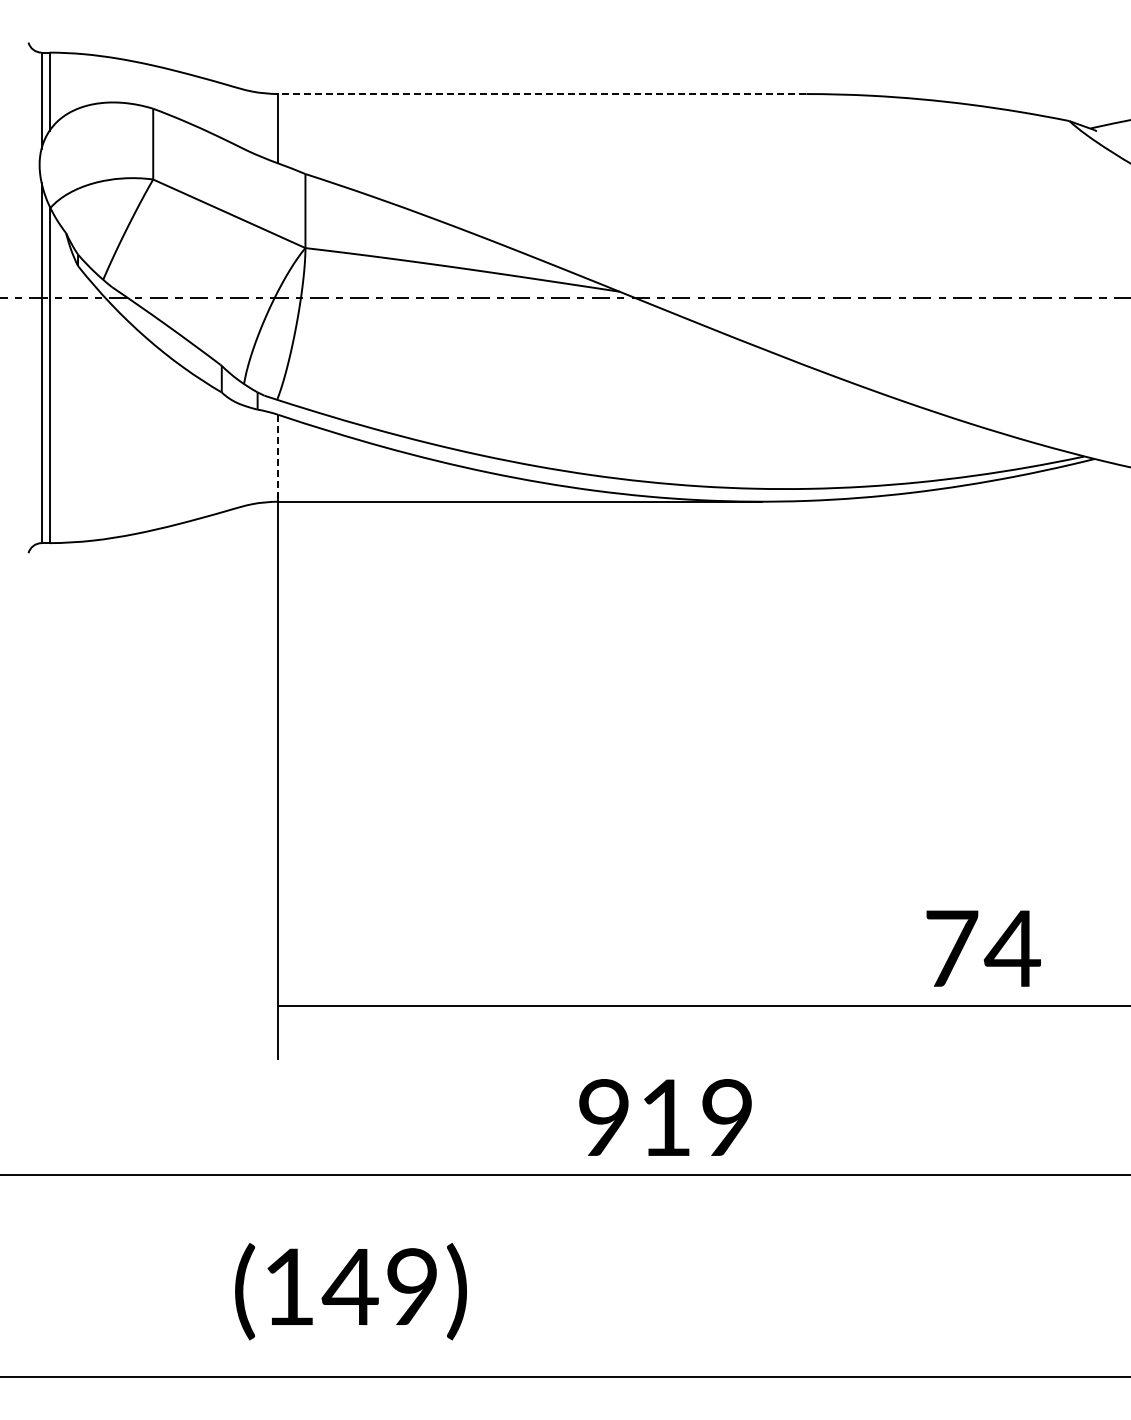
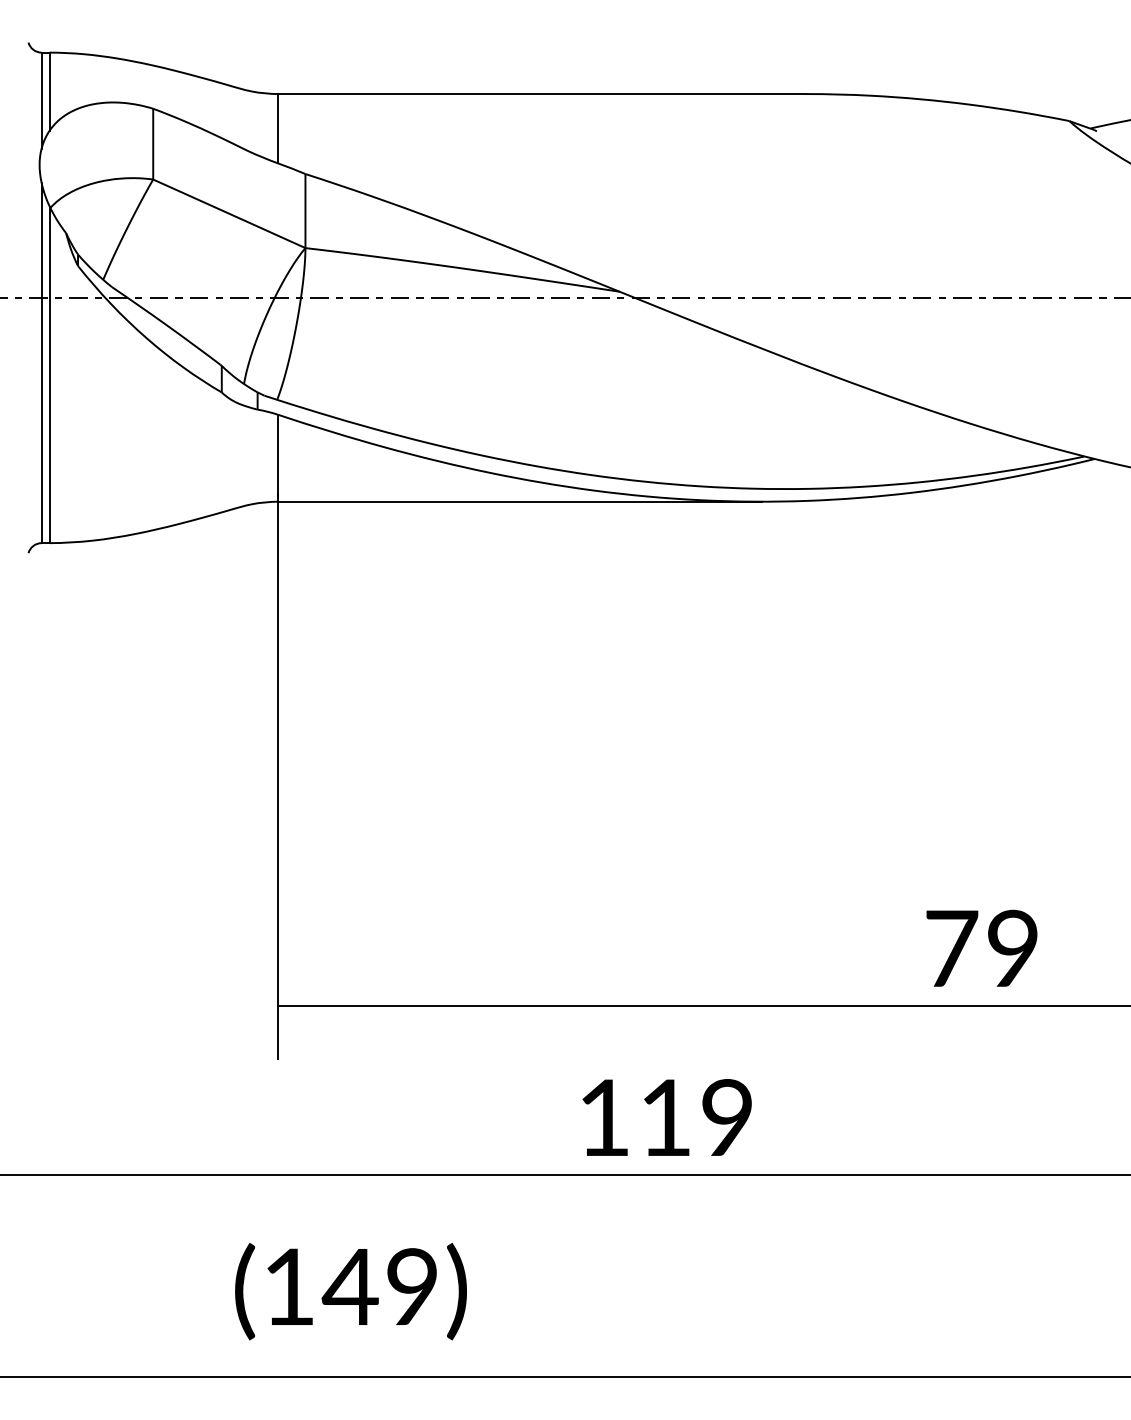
line: dashed -> solid (541, 94)
line: dashed -> solid (278, 458)
text: 74 -> 79 (1011, 947)
text: 919 -> 119 (603, 1117)
